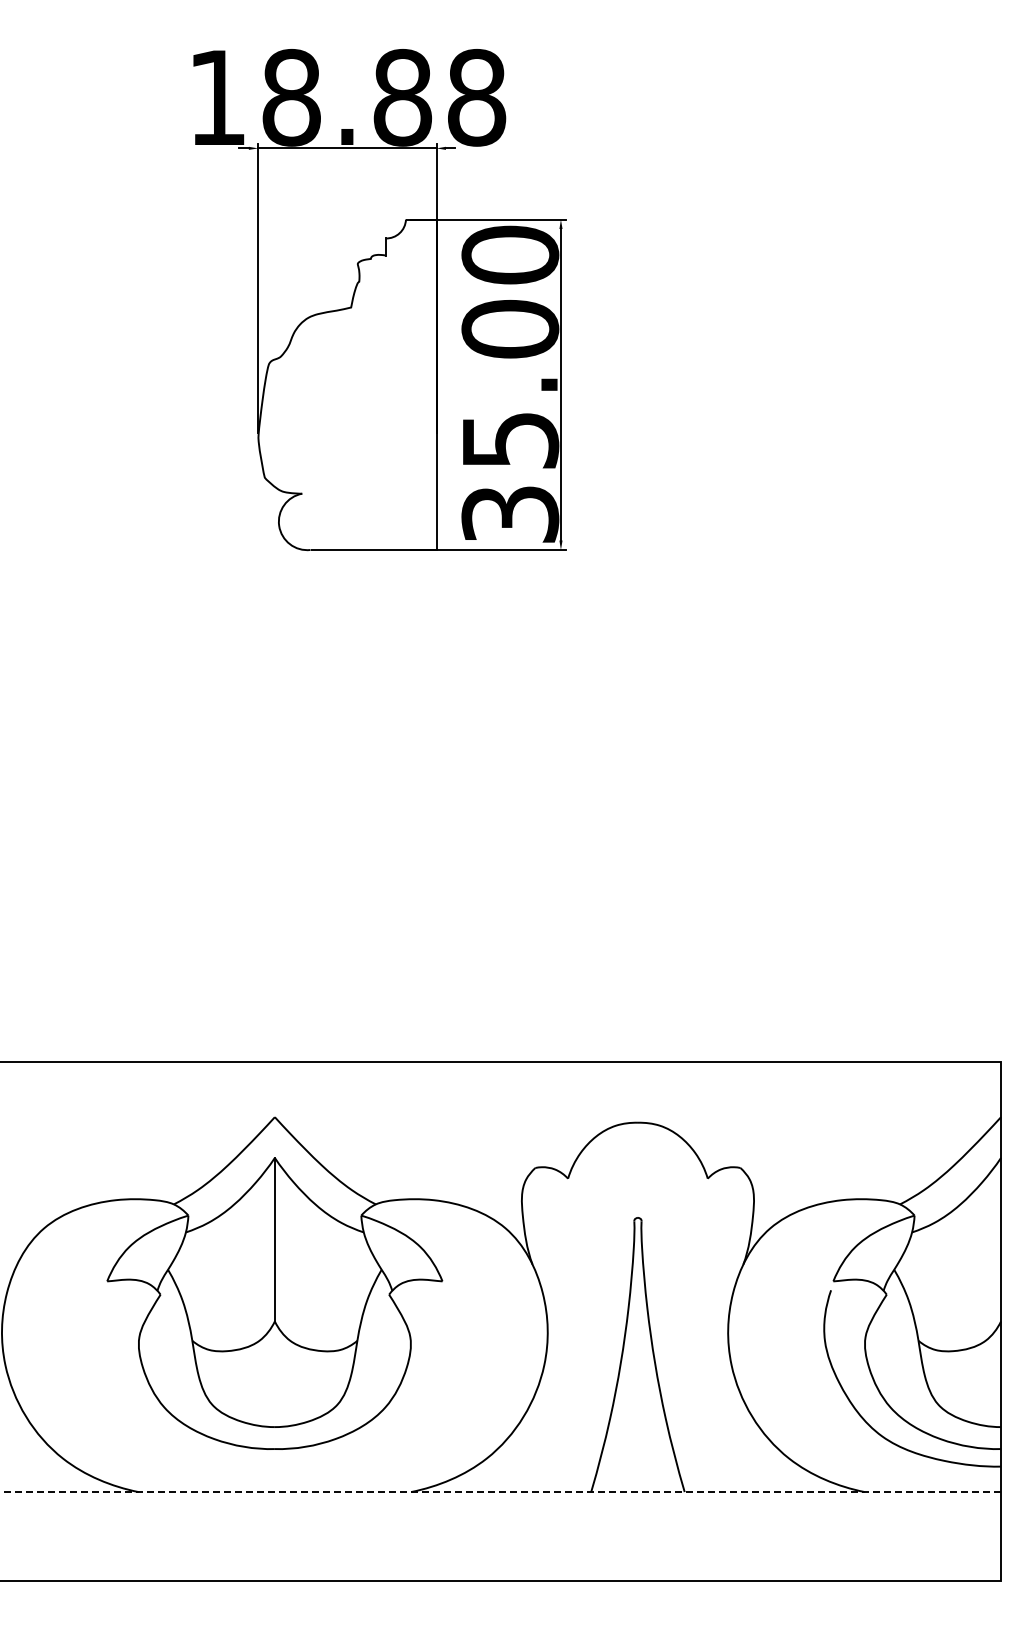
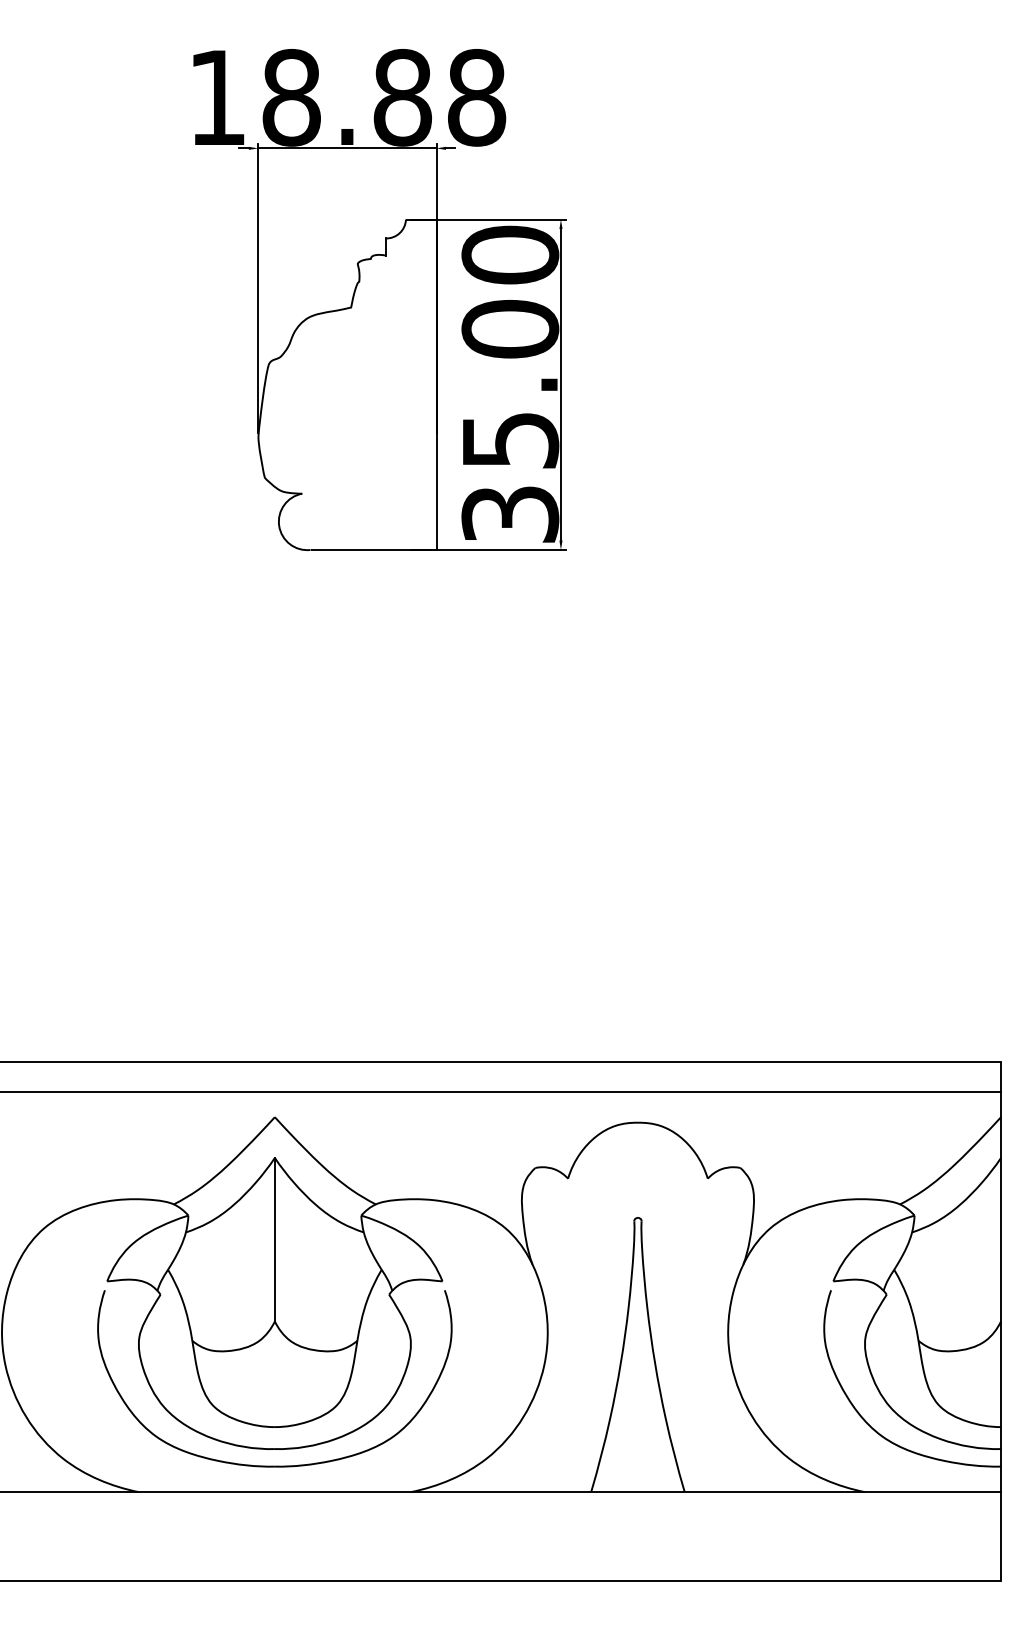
line: none -> present (501, 1091)
part: none -> present (274, 1465)
line: dashed -> solid (500, 1492)
